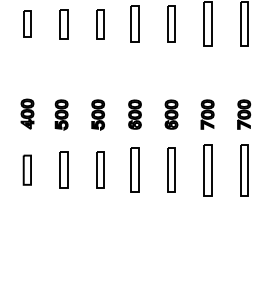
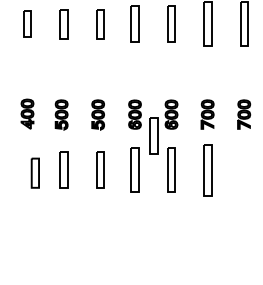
part: none -> present (153, 135)
part position: (26, 169) -> (34, 172) (34, 172)
part: present -> none (244, 170)
